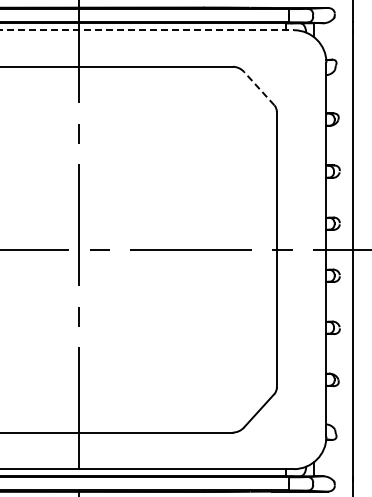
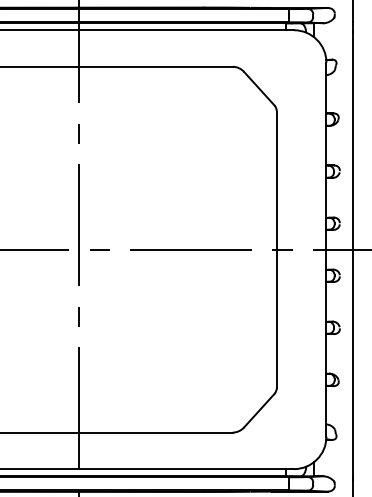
line: dashed -> solid (147, 30)
line: dashed -> solid (259, 88)
